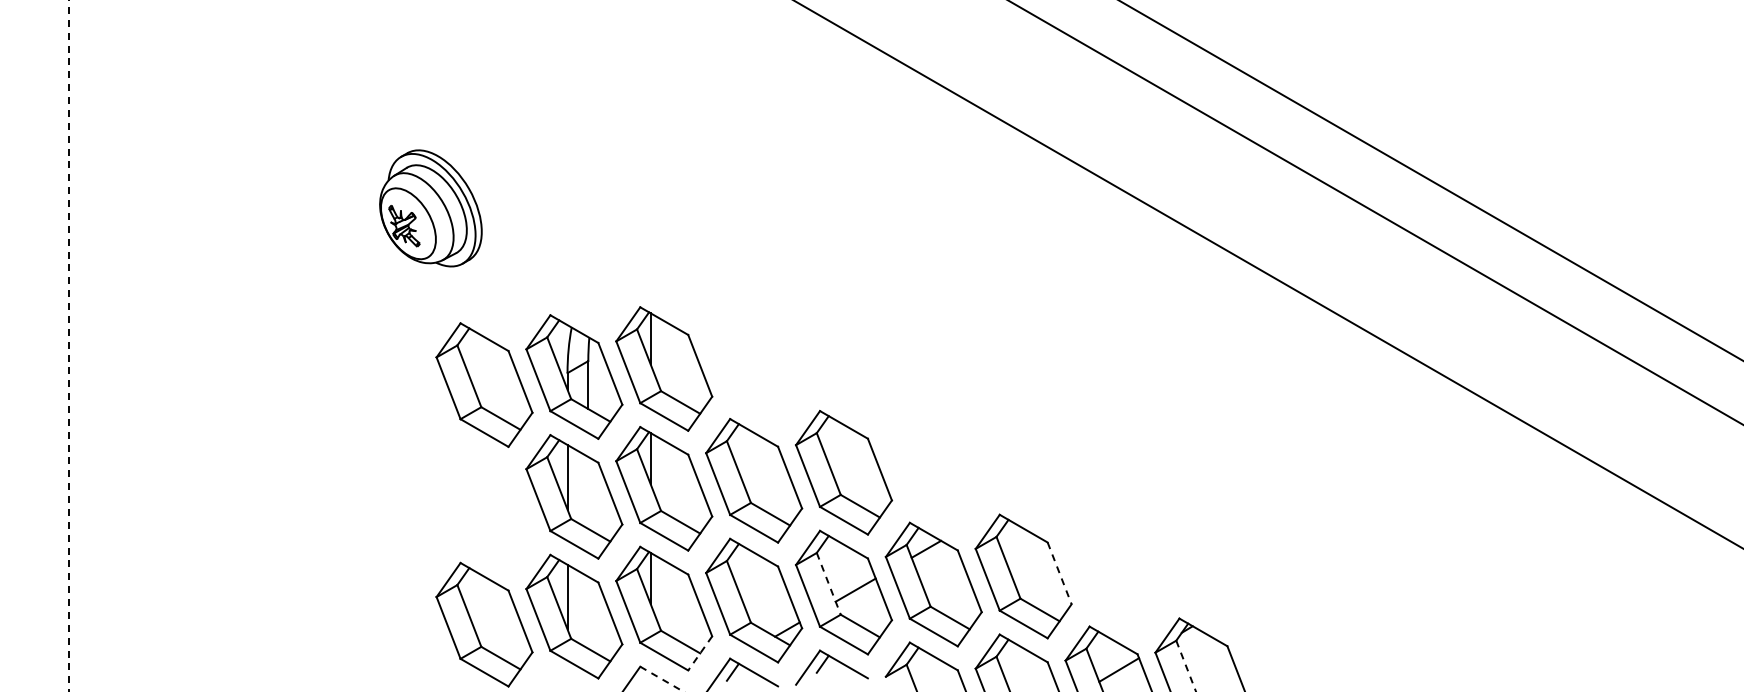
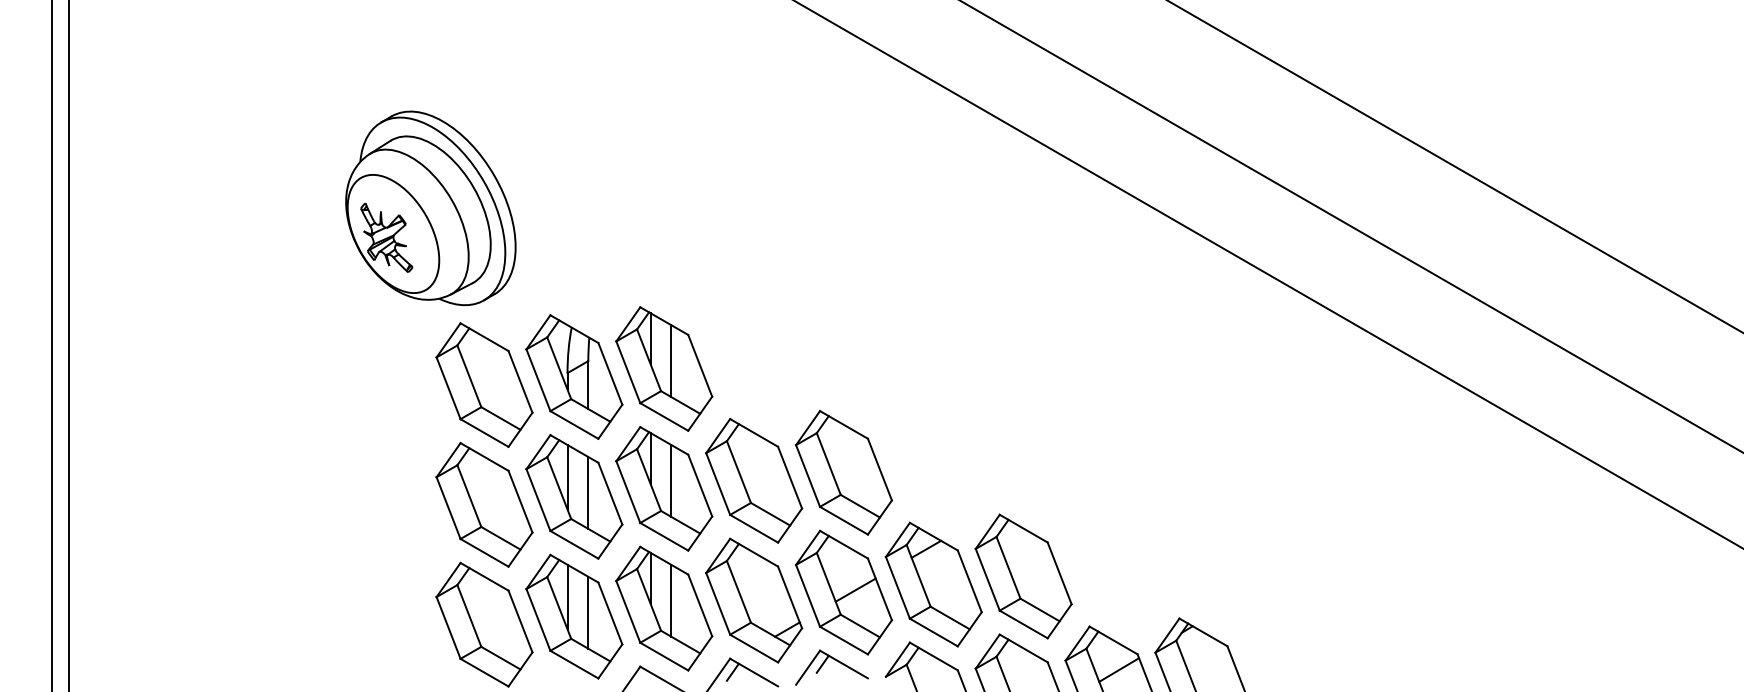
line position: (1431, 180) -> (1455, 166) (1455, 166)
part size: 104x119 px -> 172x197 px (430, 208)
line position: (1375, 212) -> (1351, 226) (1351, 226)
line: none -> present (52, 345)
line: dashed -> solid (69, 346)
line: none -> present (671, 361)
line: none -> present (671, 480)
line: none -> present (588, 492)
part: none -> present (484, 504)
line: dashed -> solid (1059, 573)
line: dashed -> solid (828, 584)
line: none -> present (671, 600)
line: none -> present (588, 612)
line: dashed -> solid (700, 653)
line: dashed -> solid (1186, 666)
line: dashed -> solid (662, 679)
